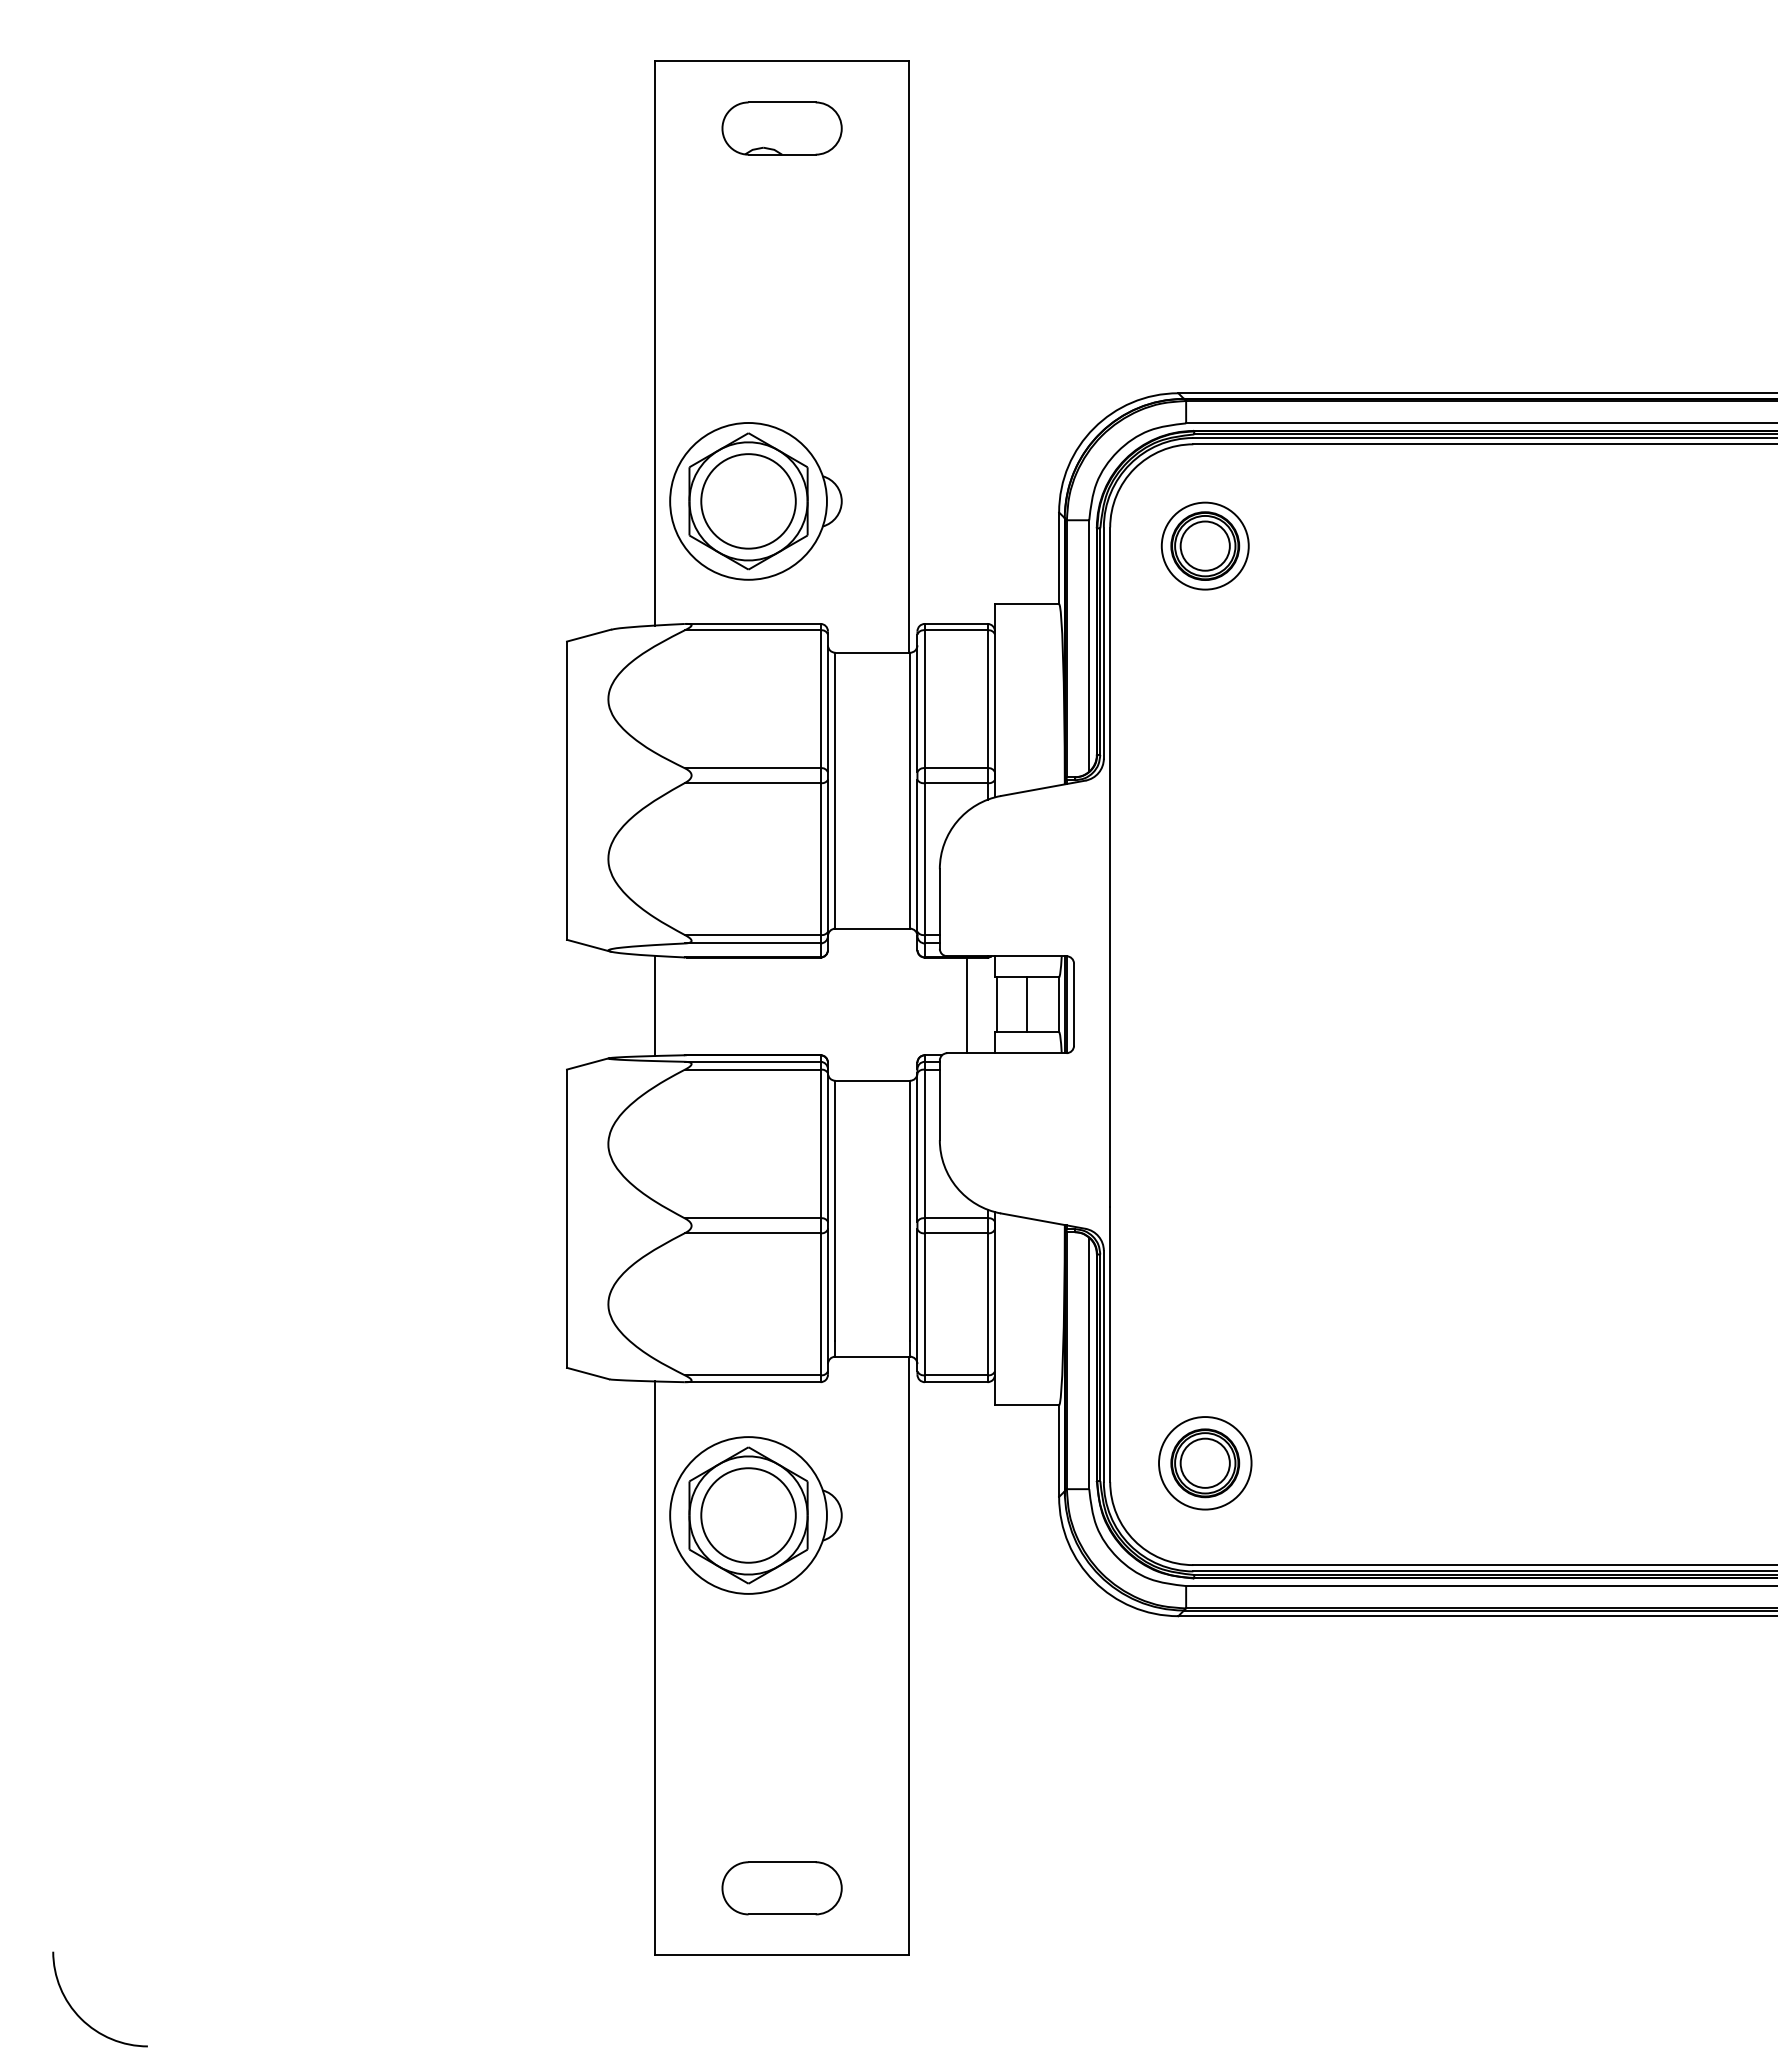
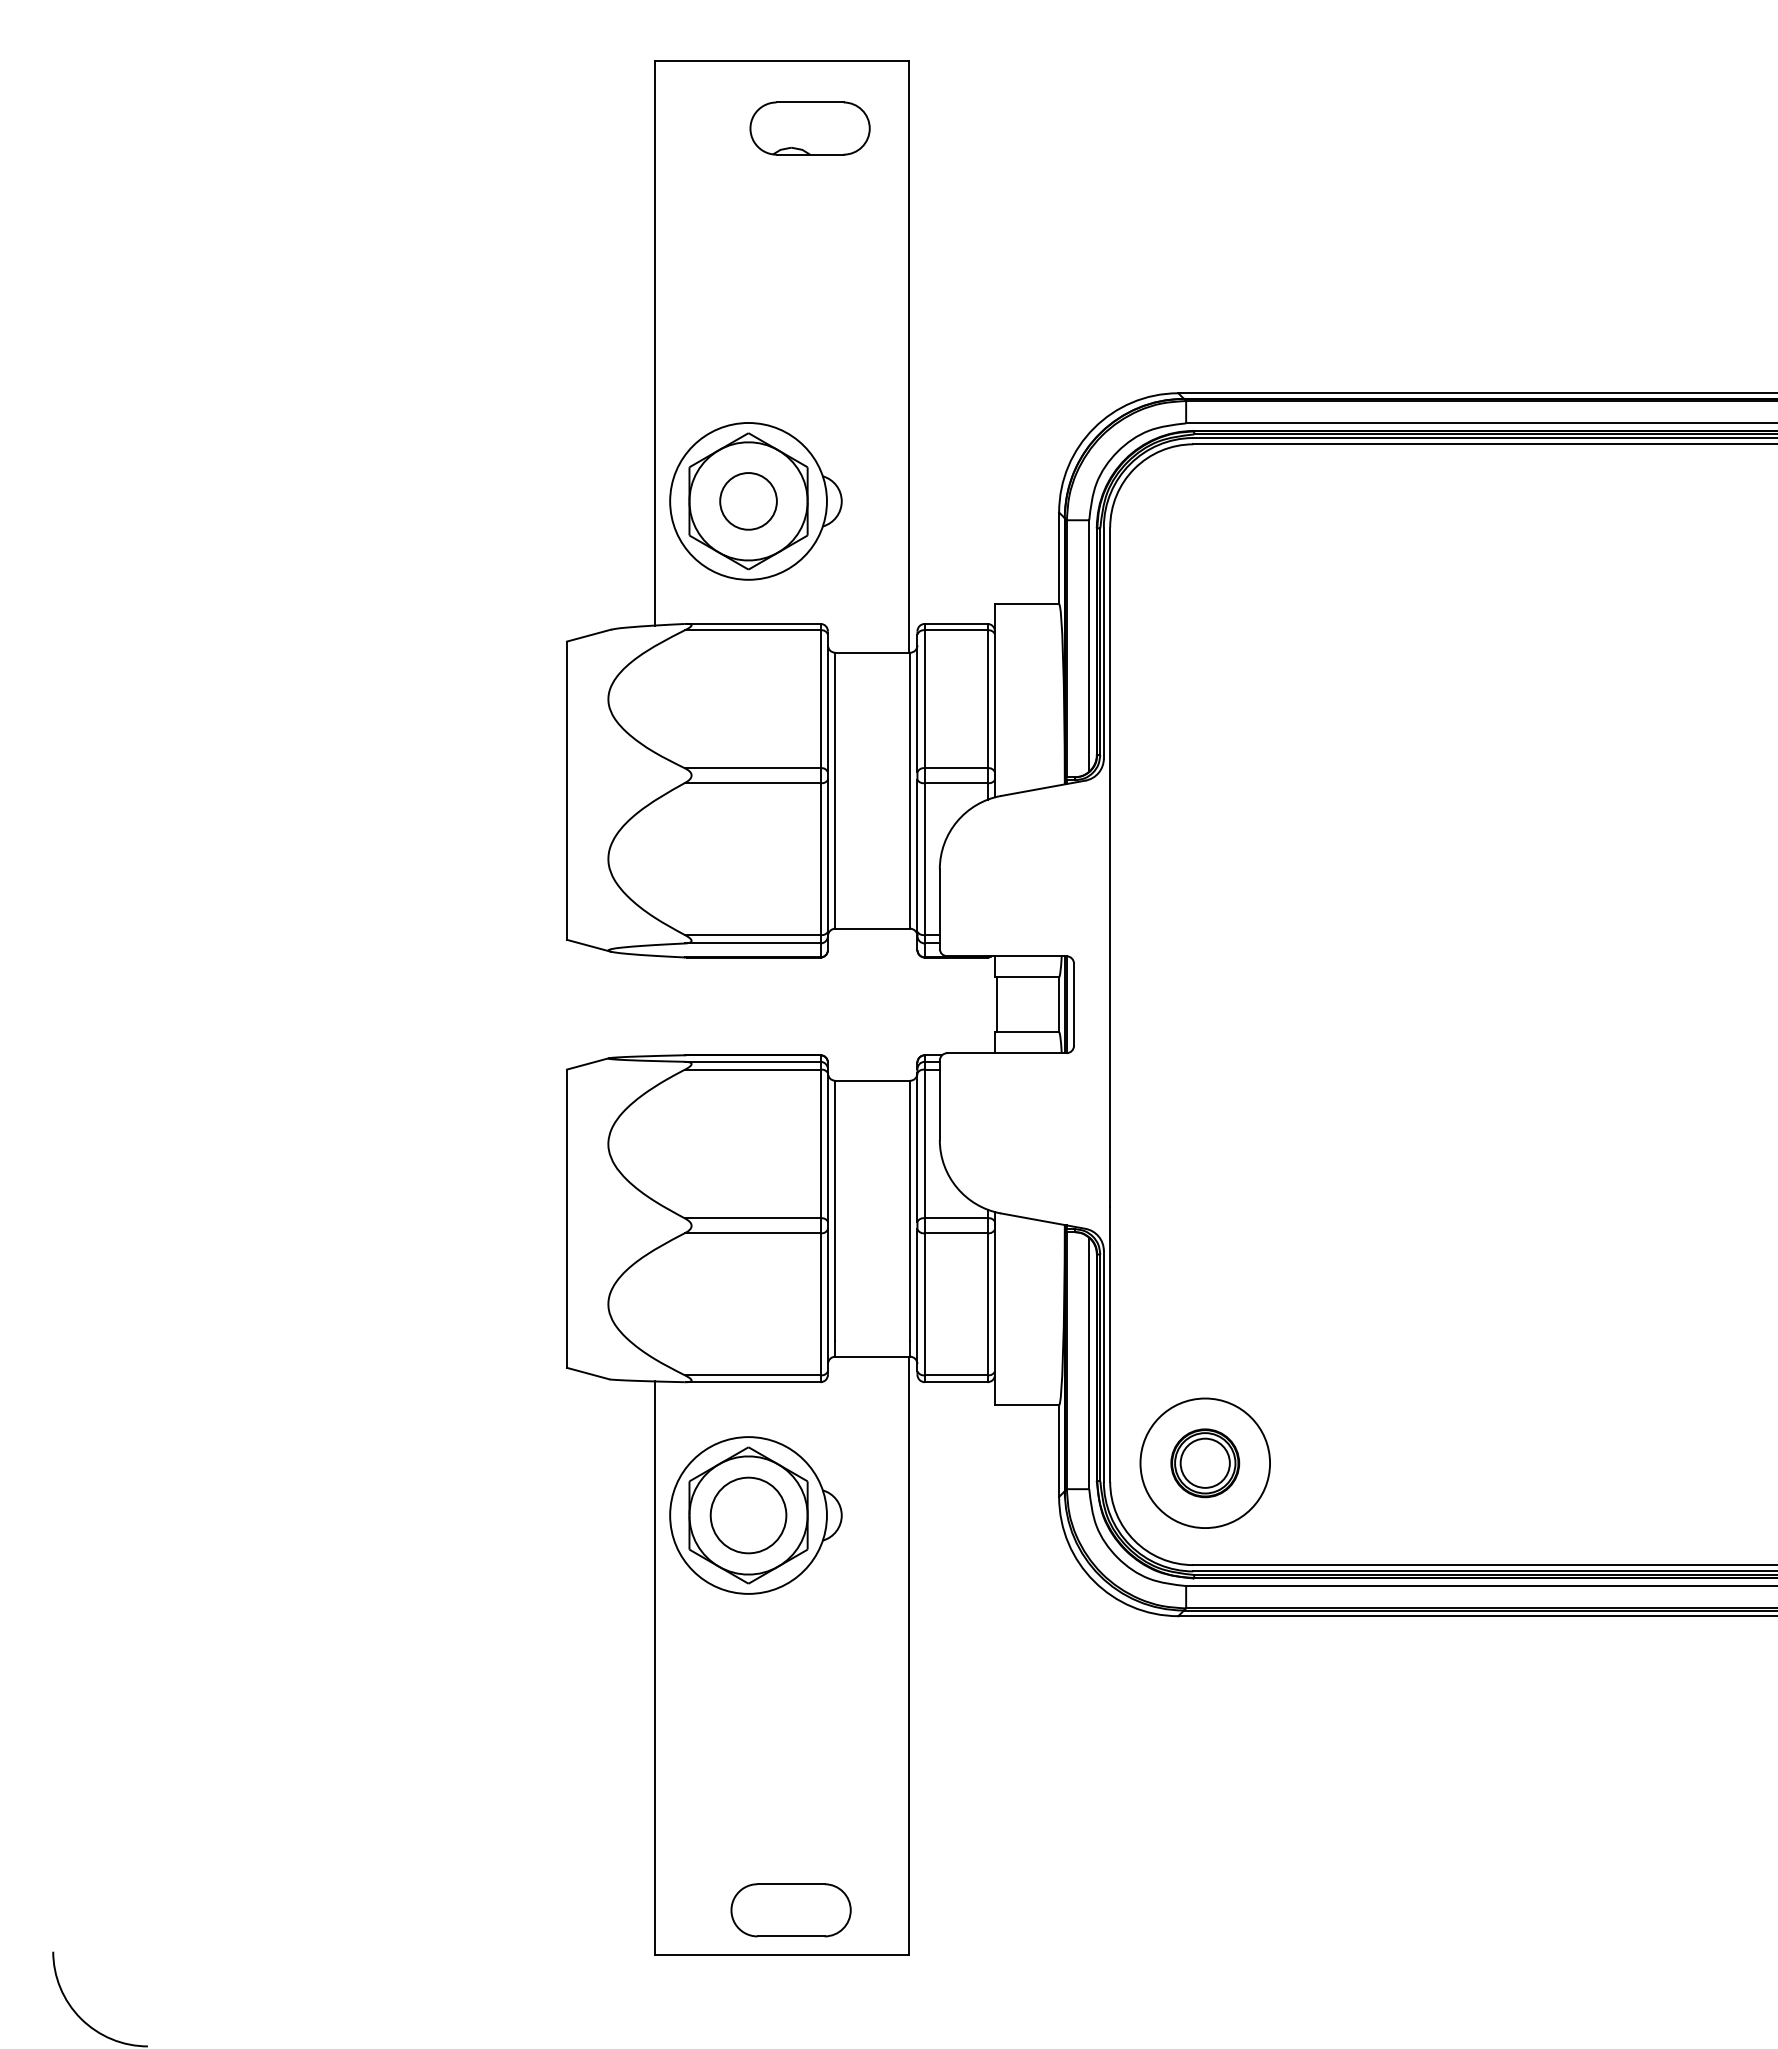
part position: (781, 128) -> (809, 128) (809, 128)
circle diameter: 95 px -> 57 px (748, 501)
part: present -> none (1204, 545)
line: present -> none (1026, 1004)
line: present -> none (655, 1005)
line: present -> none (967, 1005)
circle diameter: 93 px -> 130 px (1205, 1463)
circle diameter: 95 px -> 76 px (748, 1515)
part position: (781, 1888) -> (790, 1910) (790, 1910)
